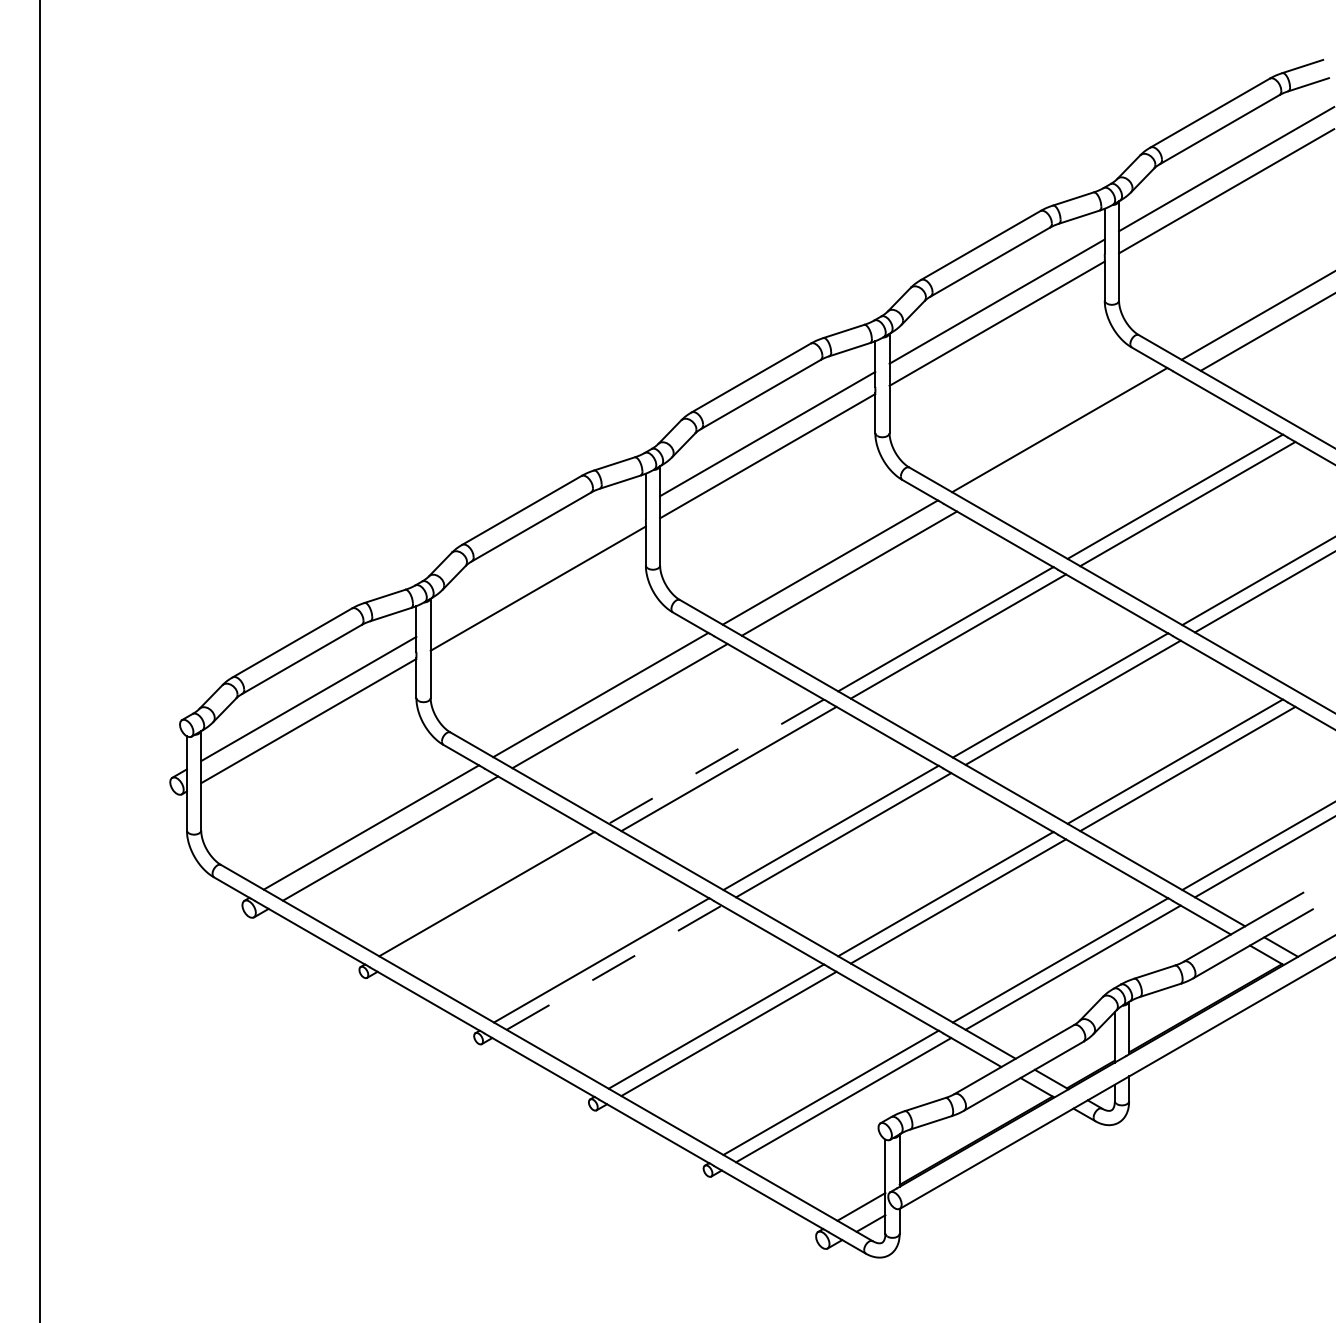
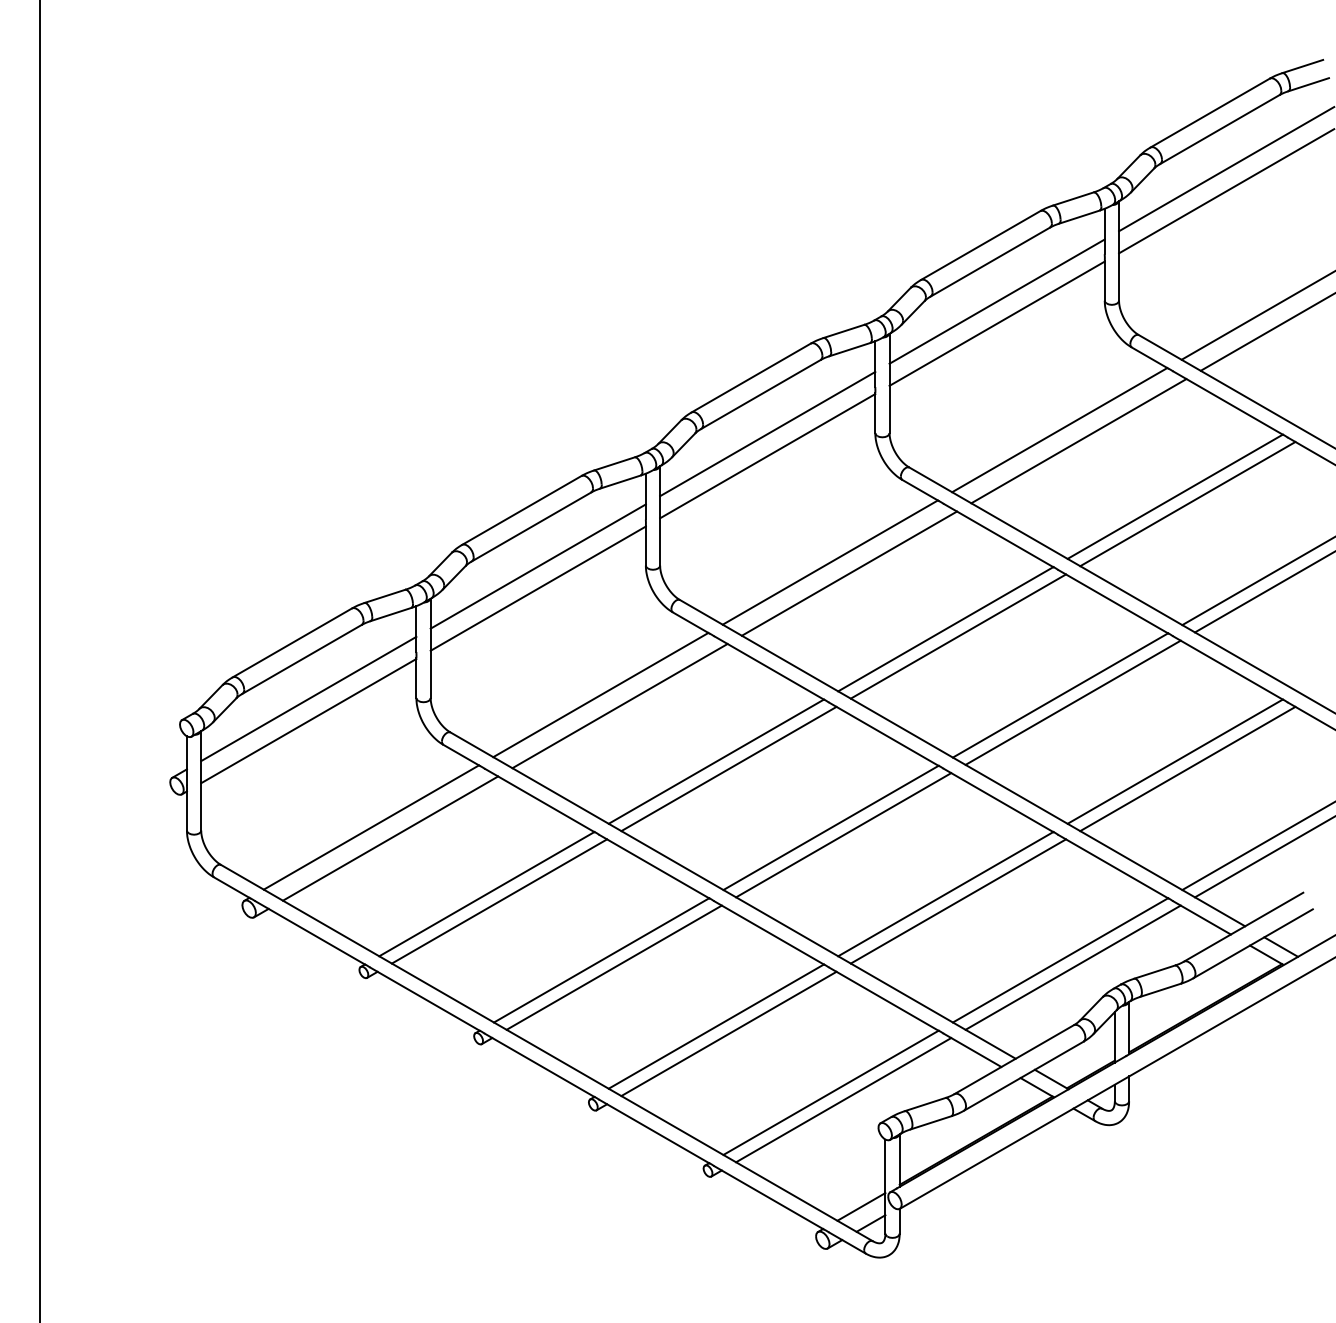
line: none -> present (1078, 441)
line: none -> present (537, 566)
line: dashed -> solid (715, 761)
line: none -> present (499, 901)
line: dashed -> solid (614, 967)
